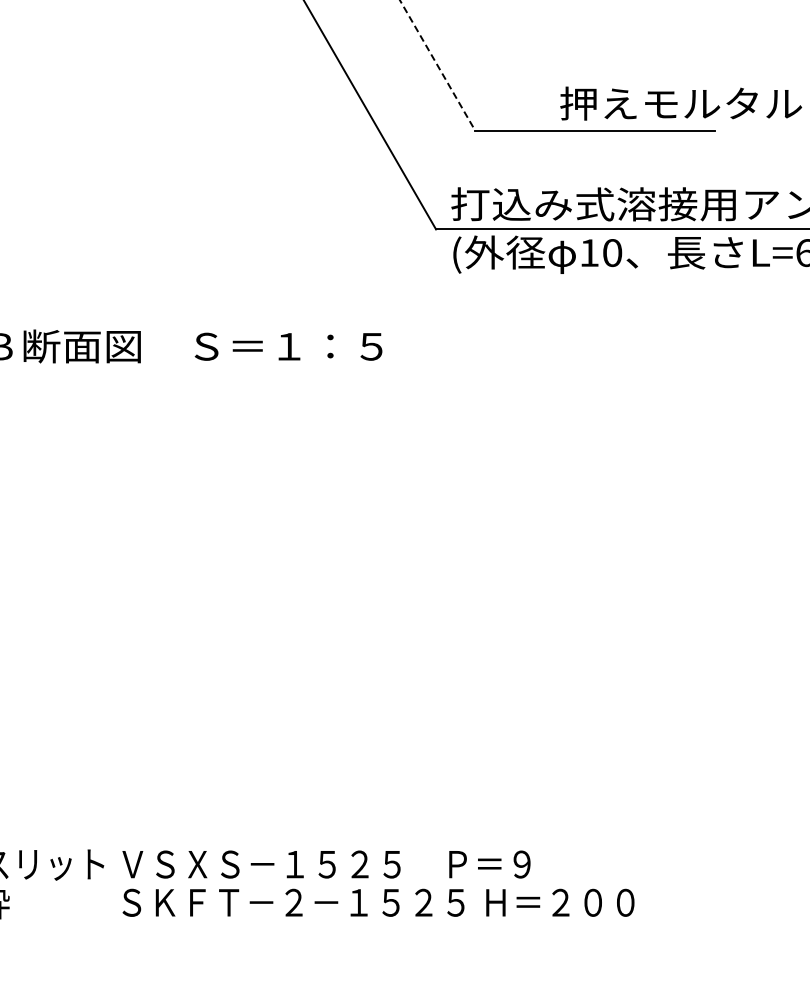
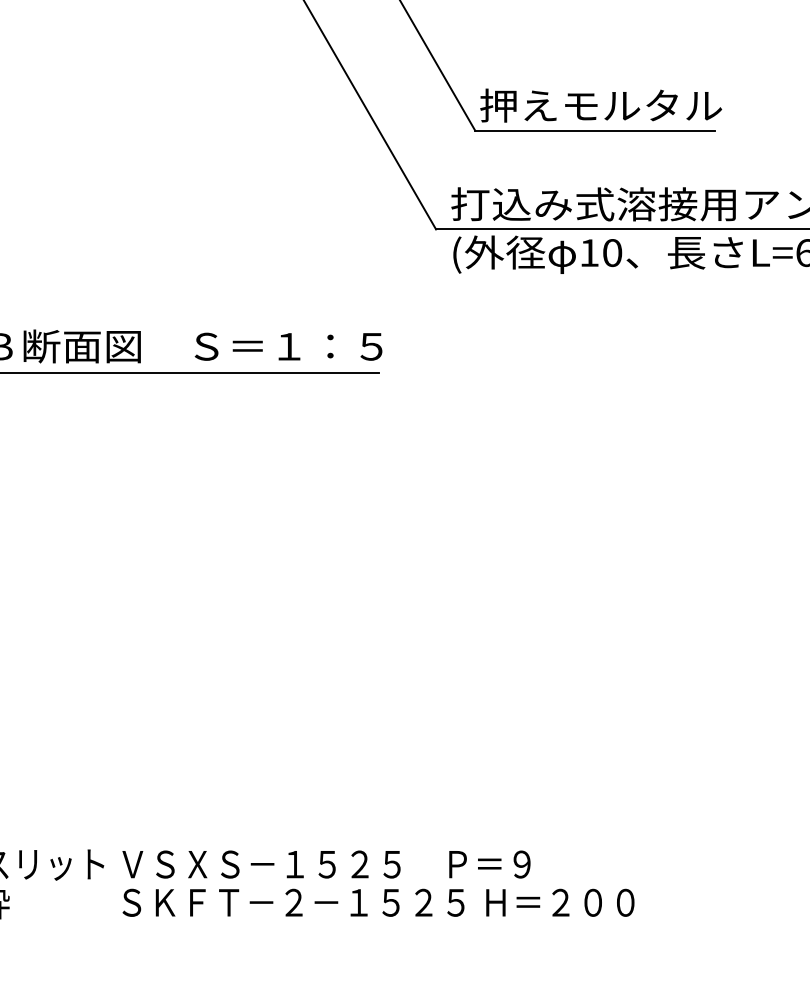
line: dashed -> solid (437, 66)
text position: (681, 103) -> (601, 105) (601, 105)
line: none -> present (190, 373)
